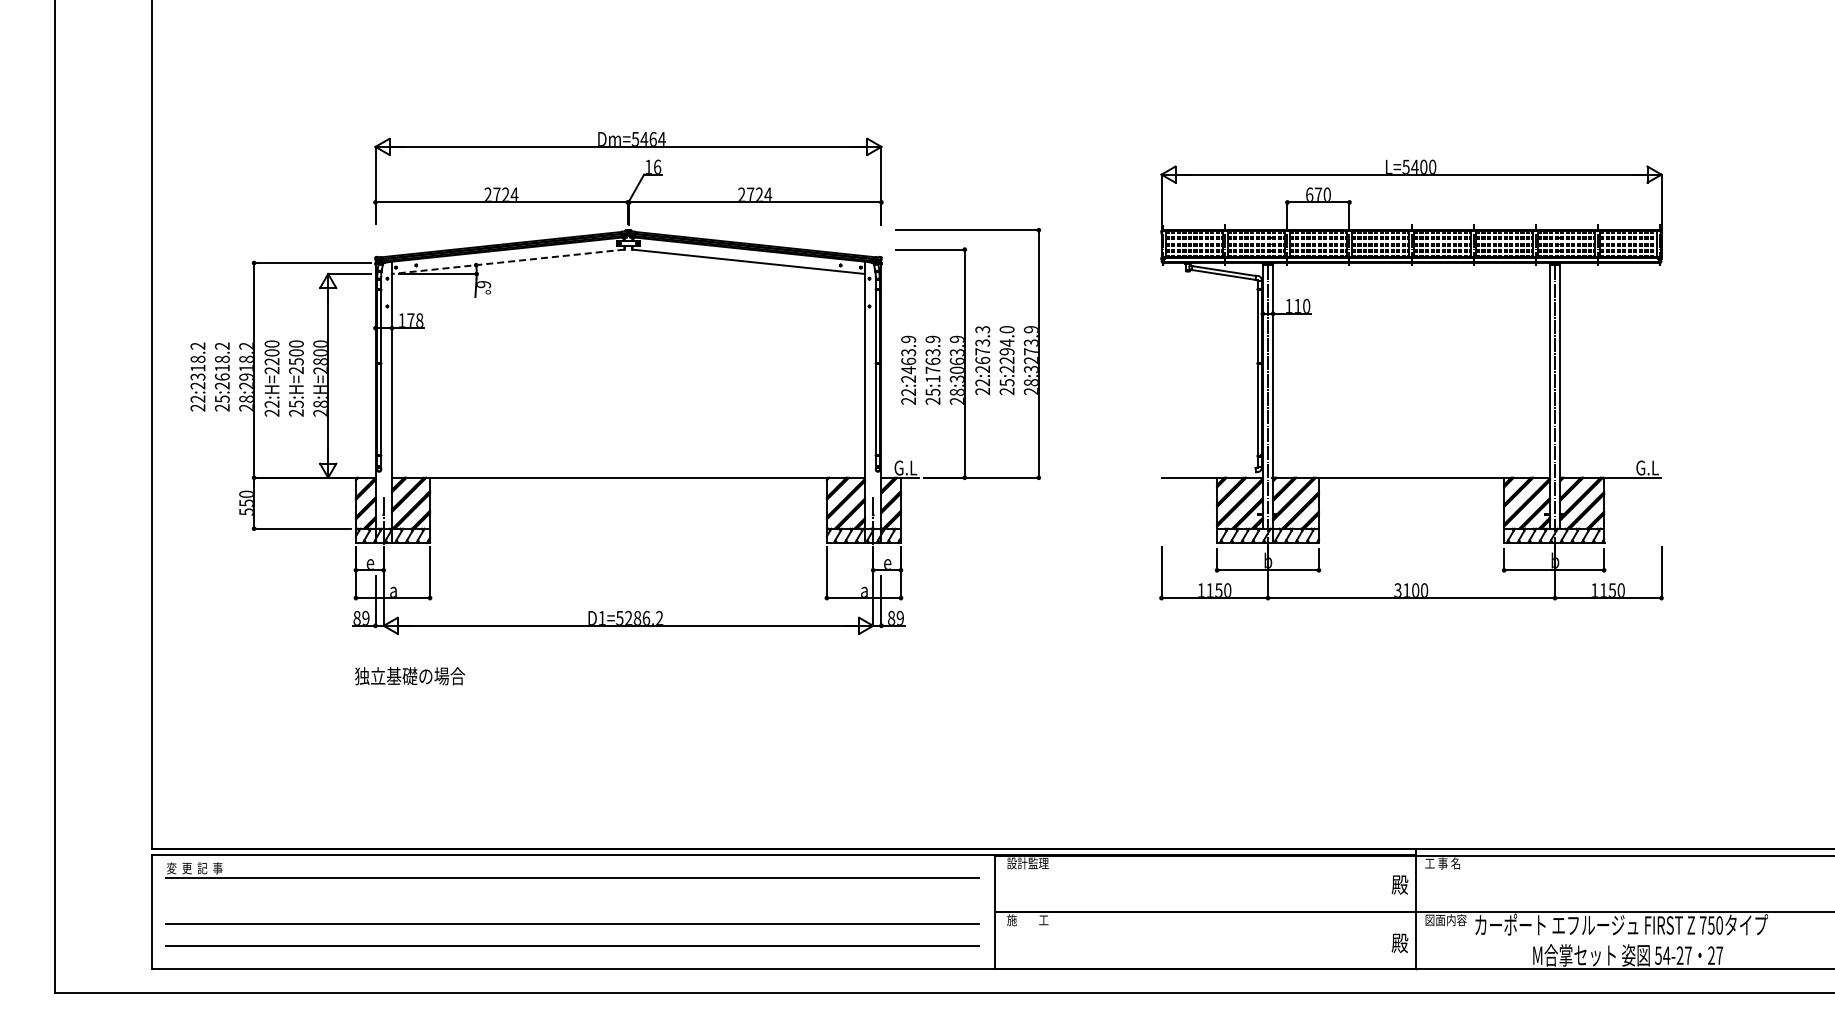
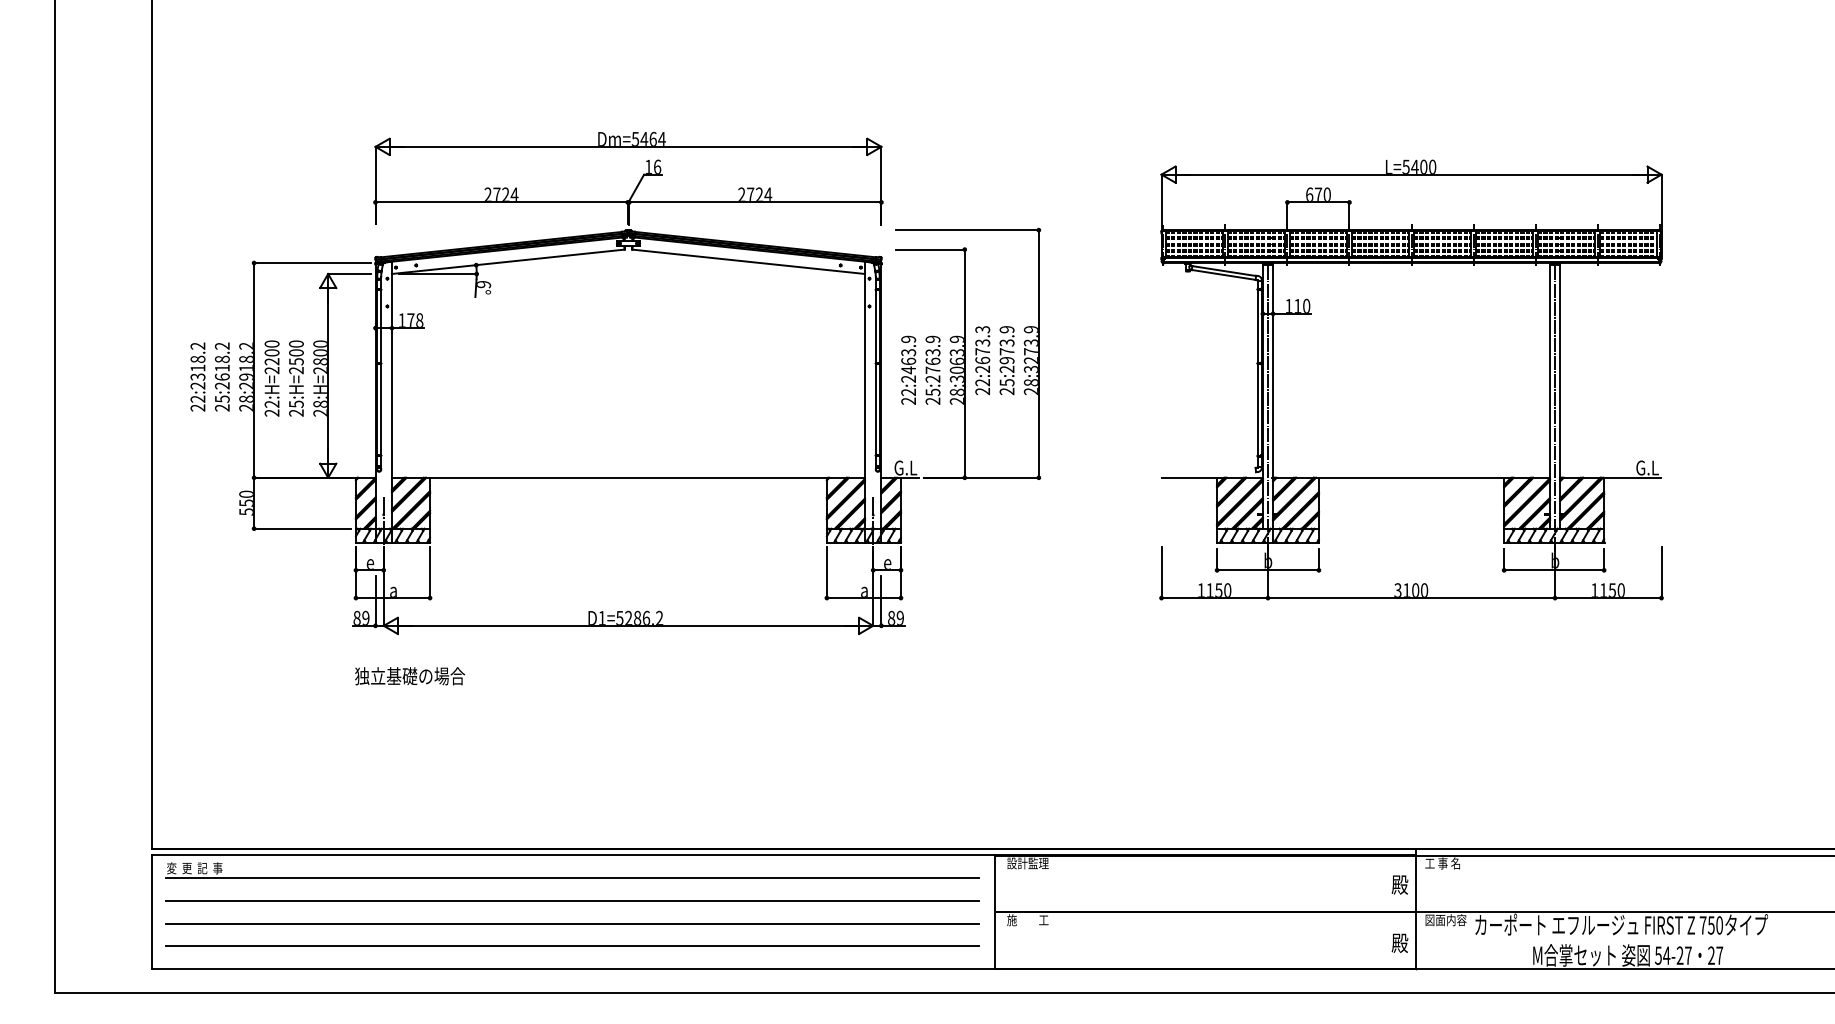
line: dashed -> solid (508, 261)
text: 25:2294.0 -> 25:2973.9 (1006, 345)
text: 25:1763.9 -> 25:2763.9 (932, 378)
line: none -> present (572, 900)
